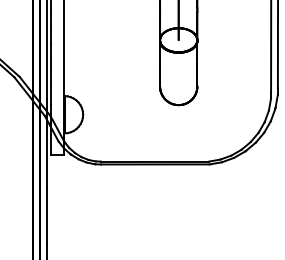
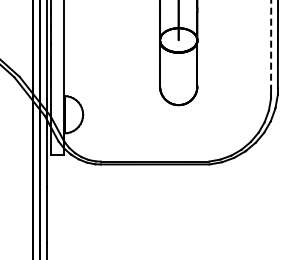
line: solid -> dashed (271, 46)
